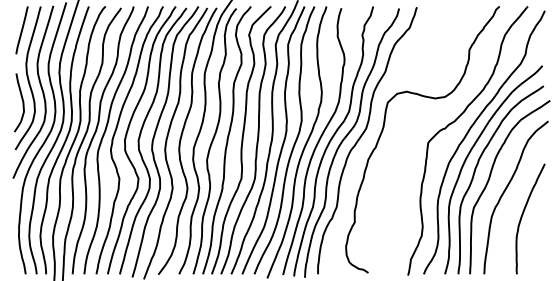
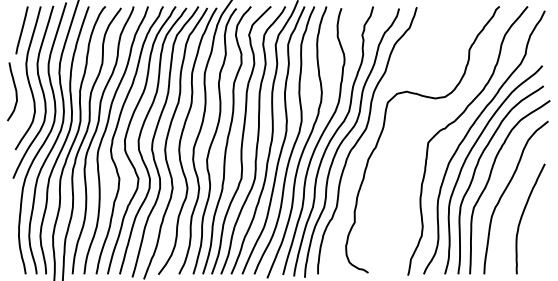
curve position: (22, 102) -> (15, 91) (15, 91)
